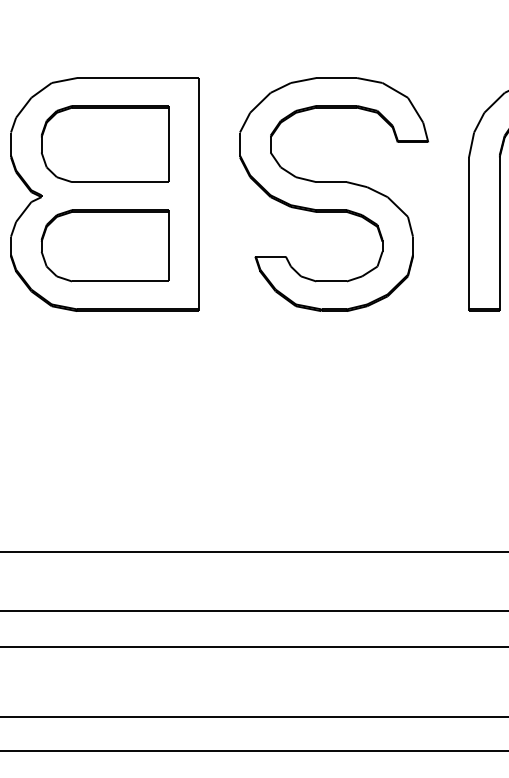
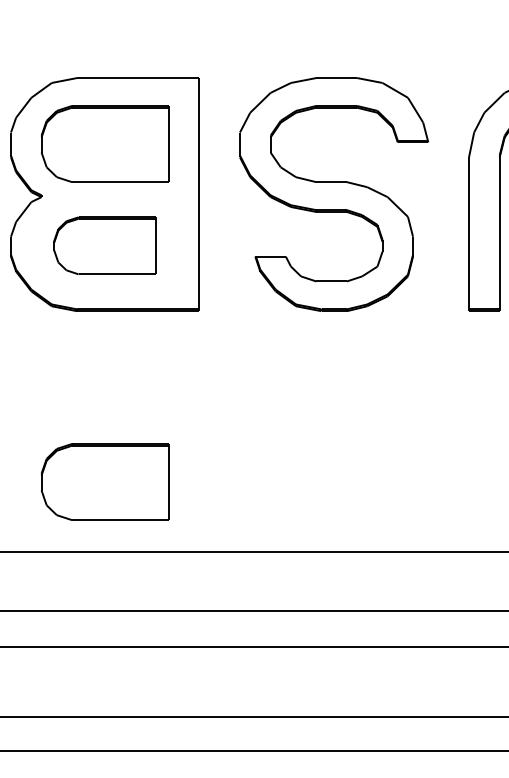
part size: 130x74 px -> 104x59 px (104, 245)
part: none -> present (105, 481)
